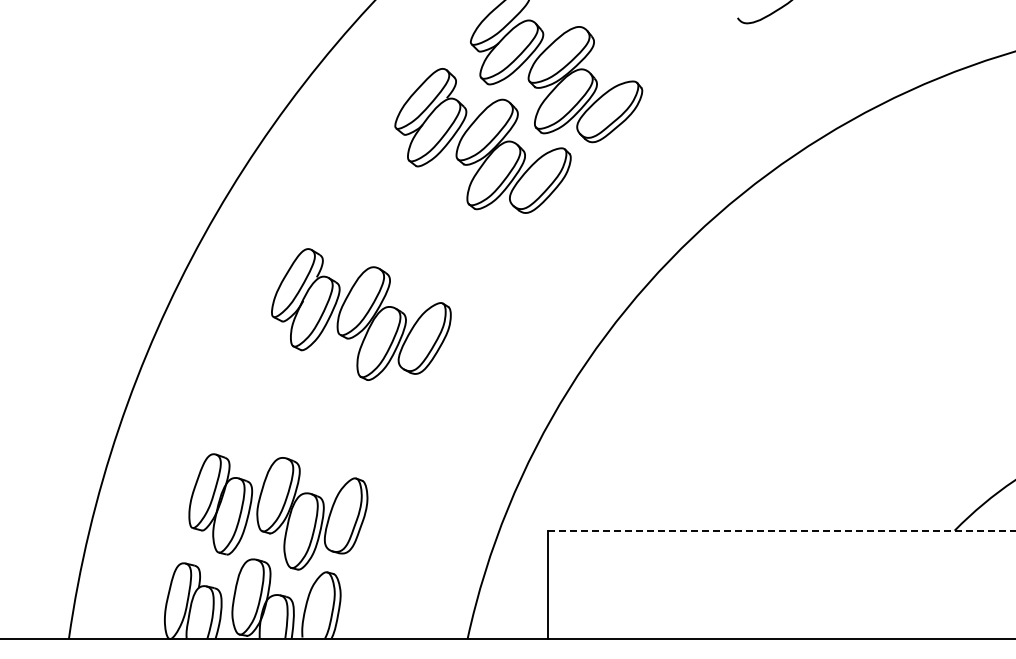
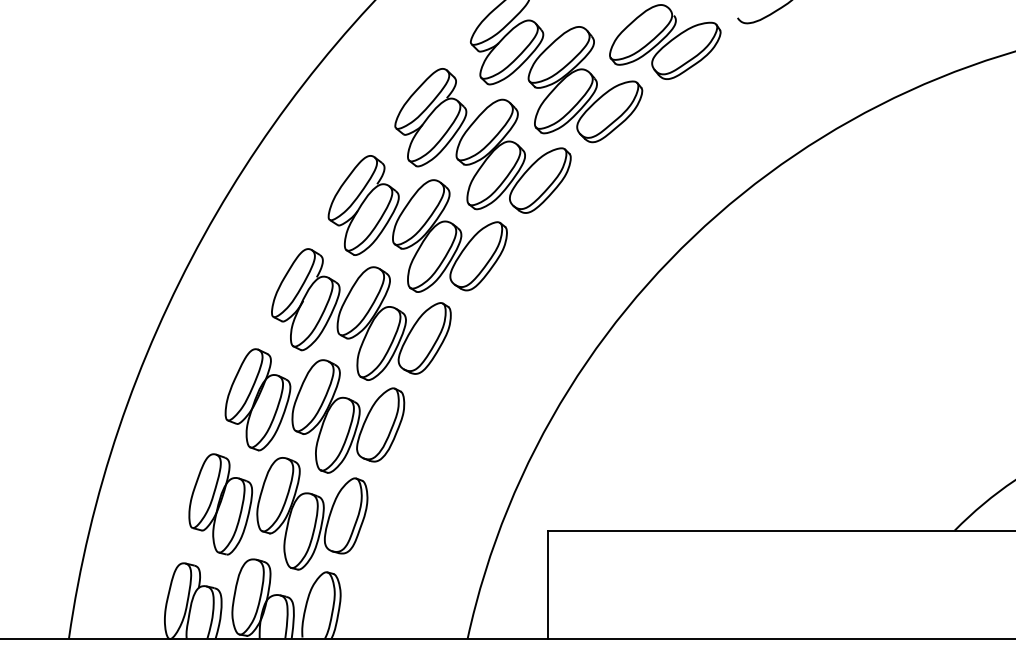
part: none -> present (665, 41)
part: none -> present (417, 223)
part: none -> present (314, 410)
line: dashed -> solid (781, 530)
